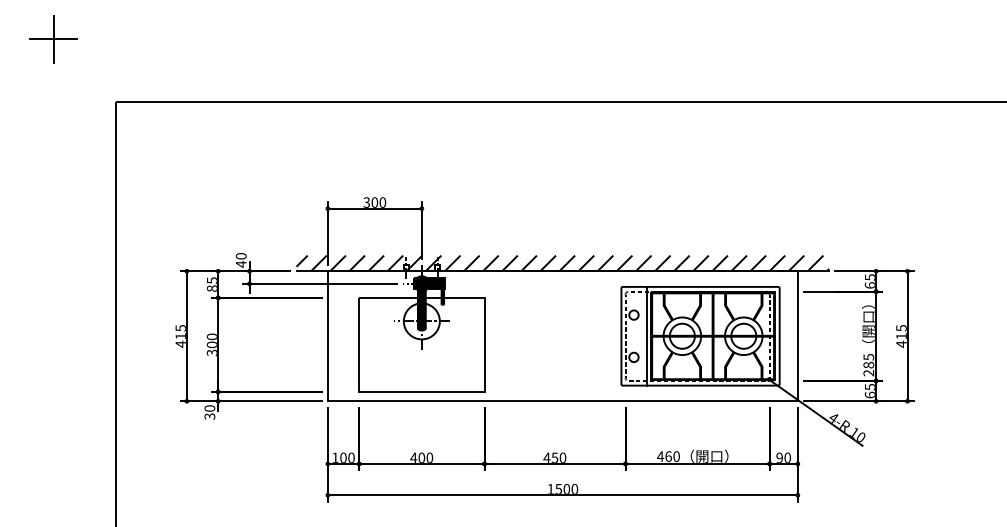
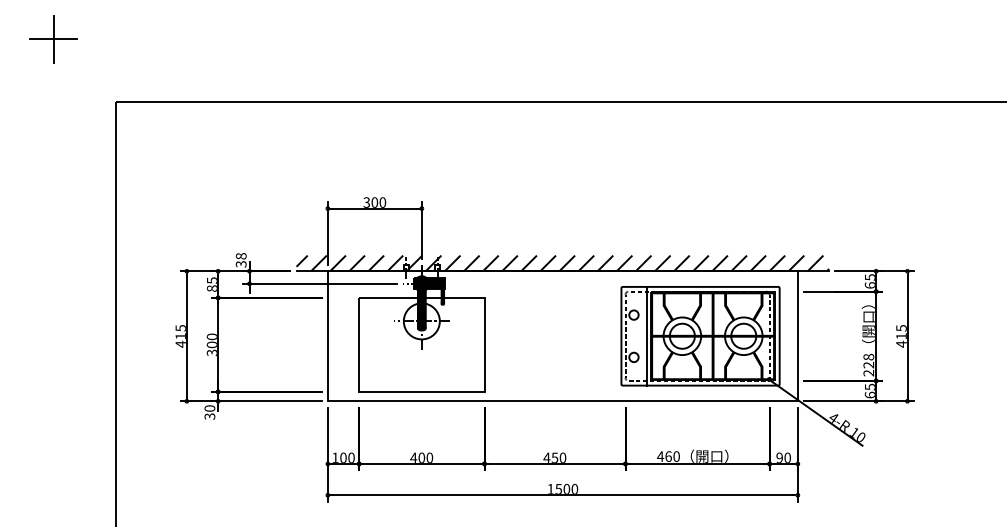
text: 40 -> 38 (240, 260)
text: 285 -> 228 (868, 360)
